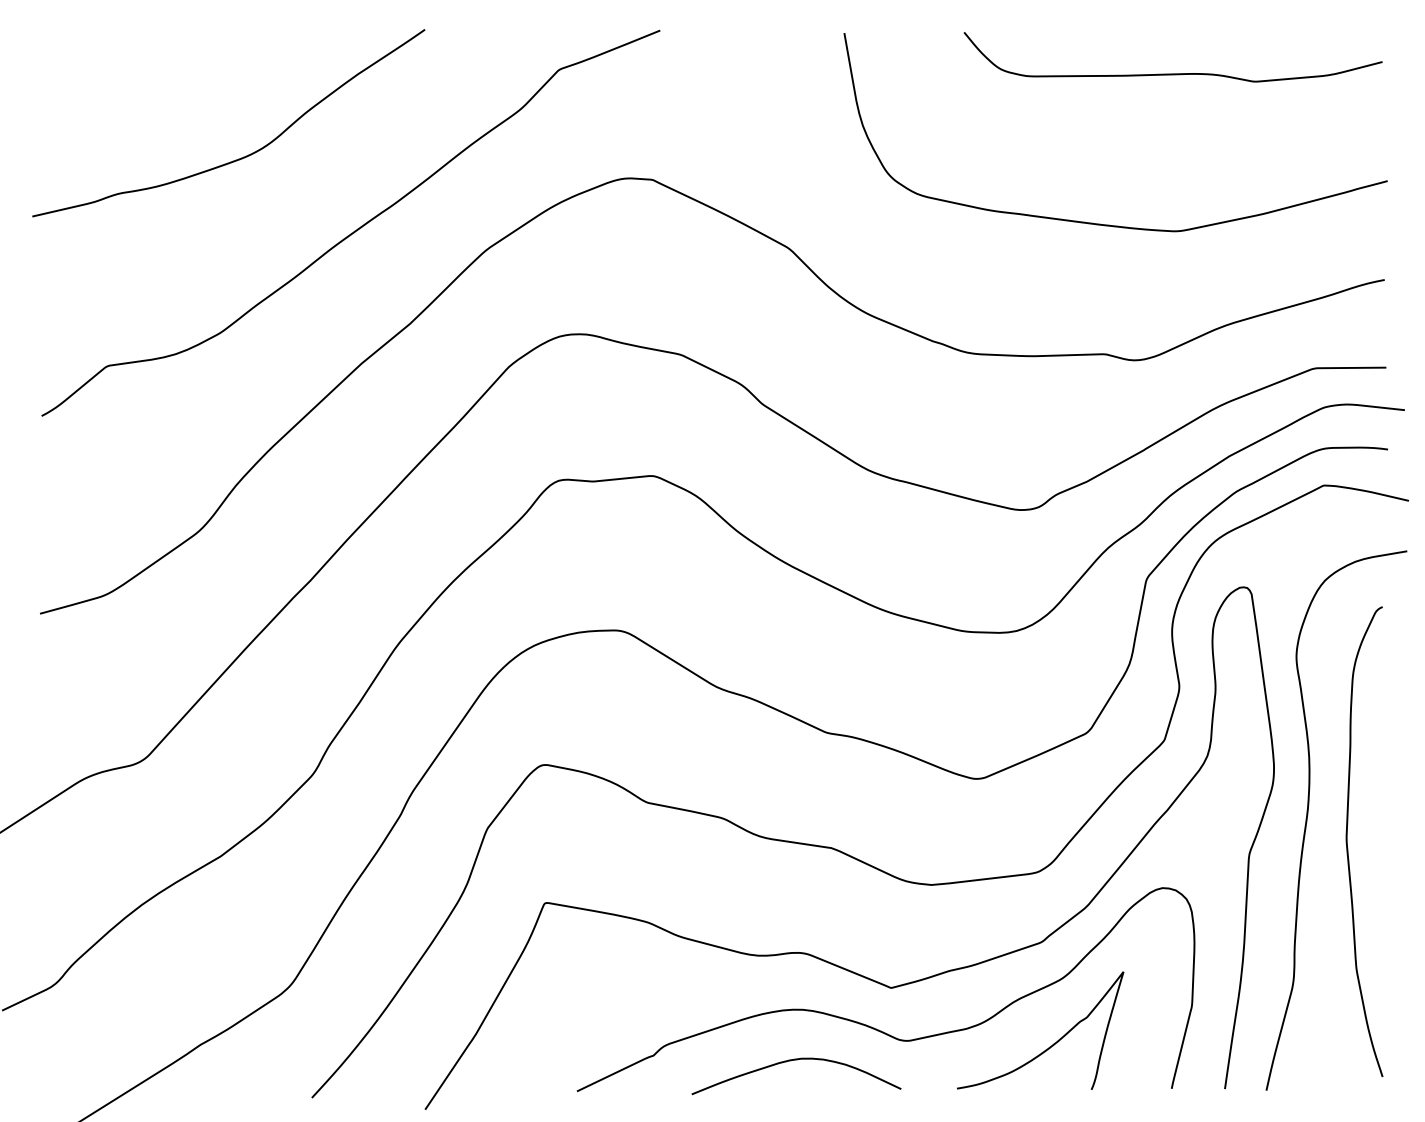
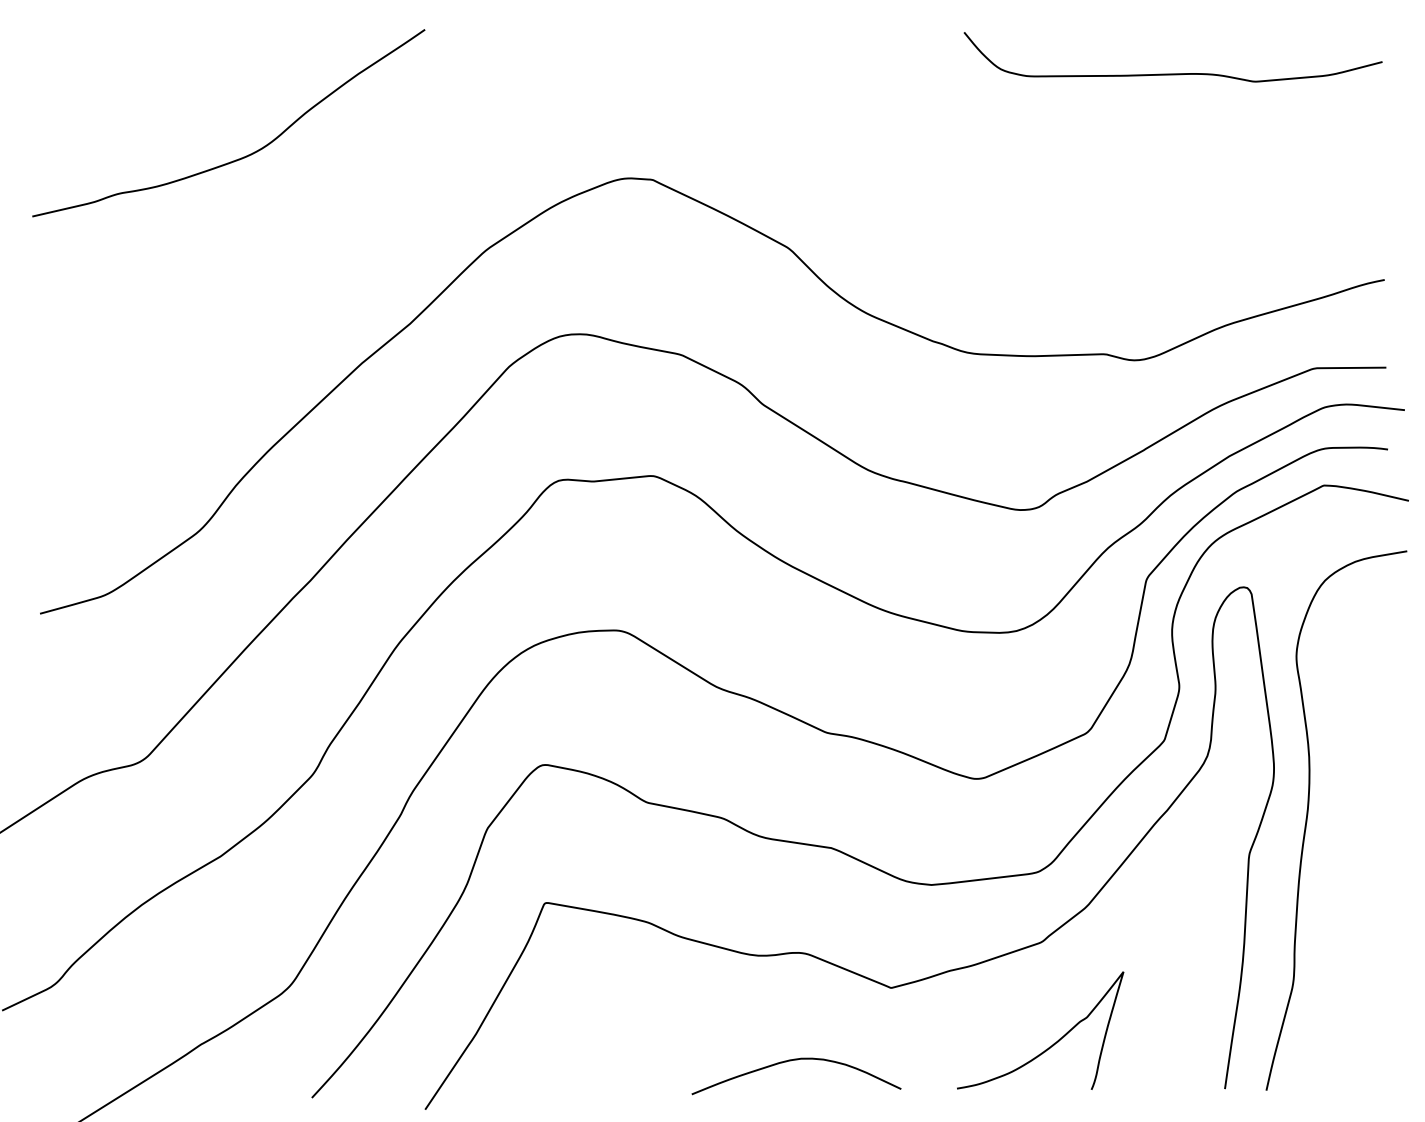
curve: present -> none (1109, 224)
curve: present -> none (354, 230)
curve: present -> none (1347, 841)
curve: present -> none (869, 1025)
